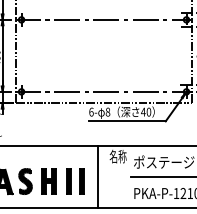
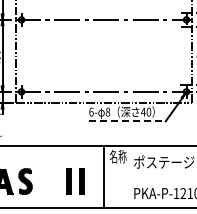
line: solid -> dashed (127, 121)
line position: (98, 176) -> (104, 176) (104, 176)
line: present -> none (162, 176)
part: present -> none (48, 181)
